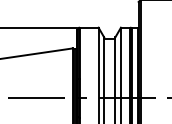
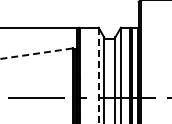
line: solid -> dashed (36, 53)
line: solid -> dashed (98, 75)
